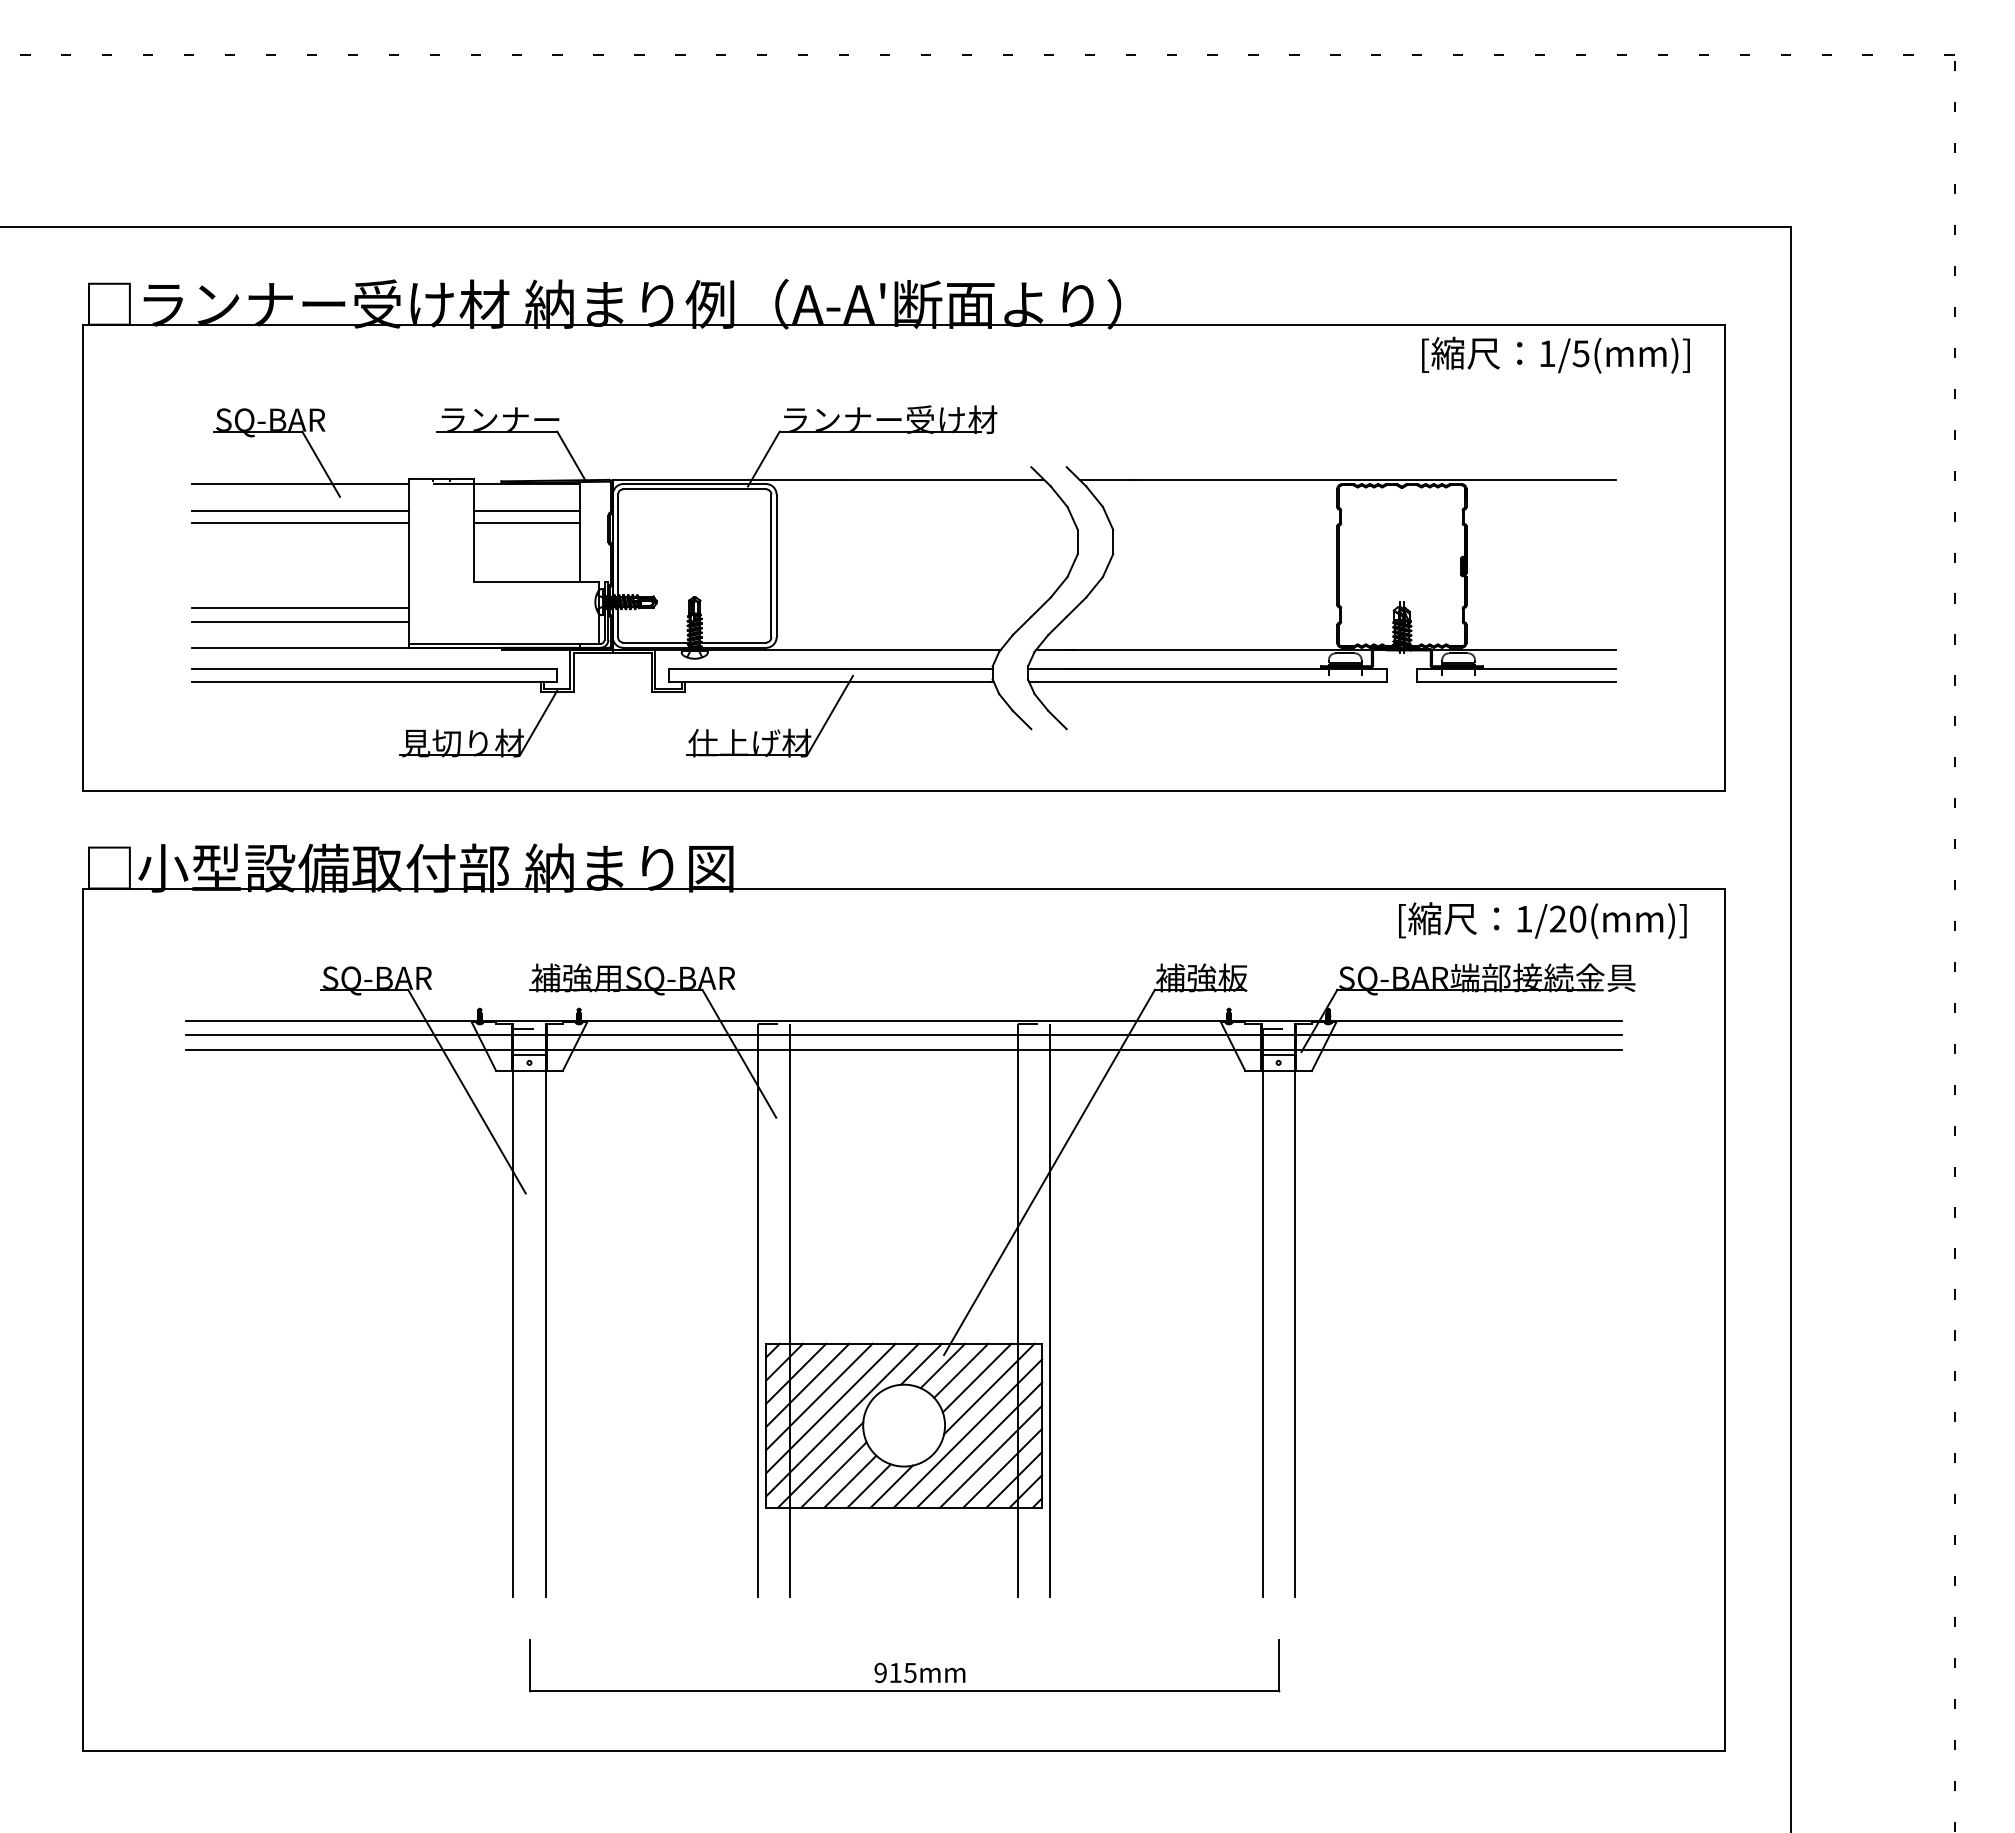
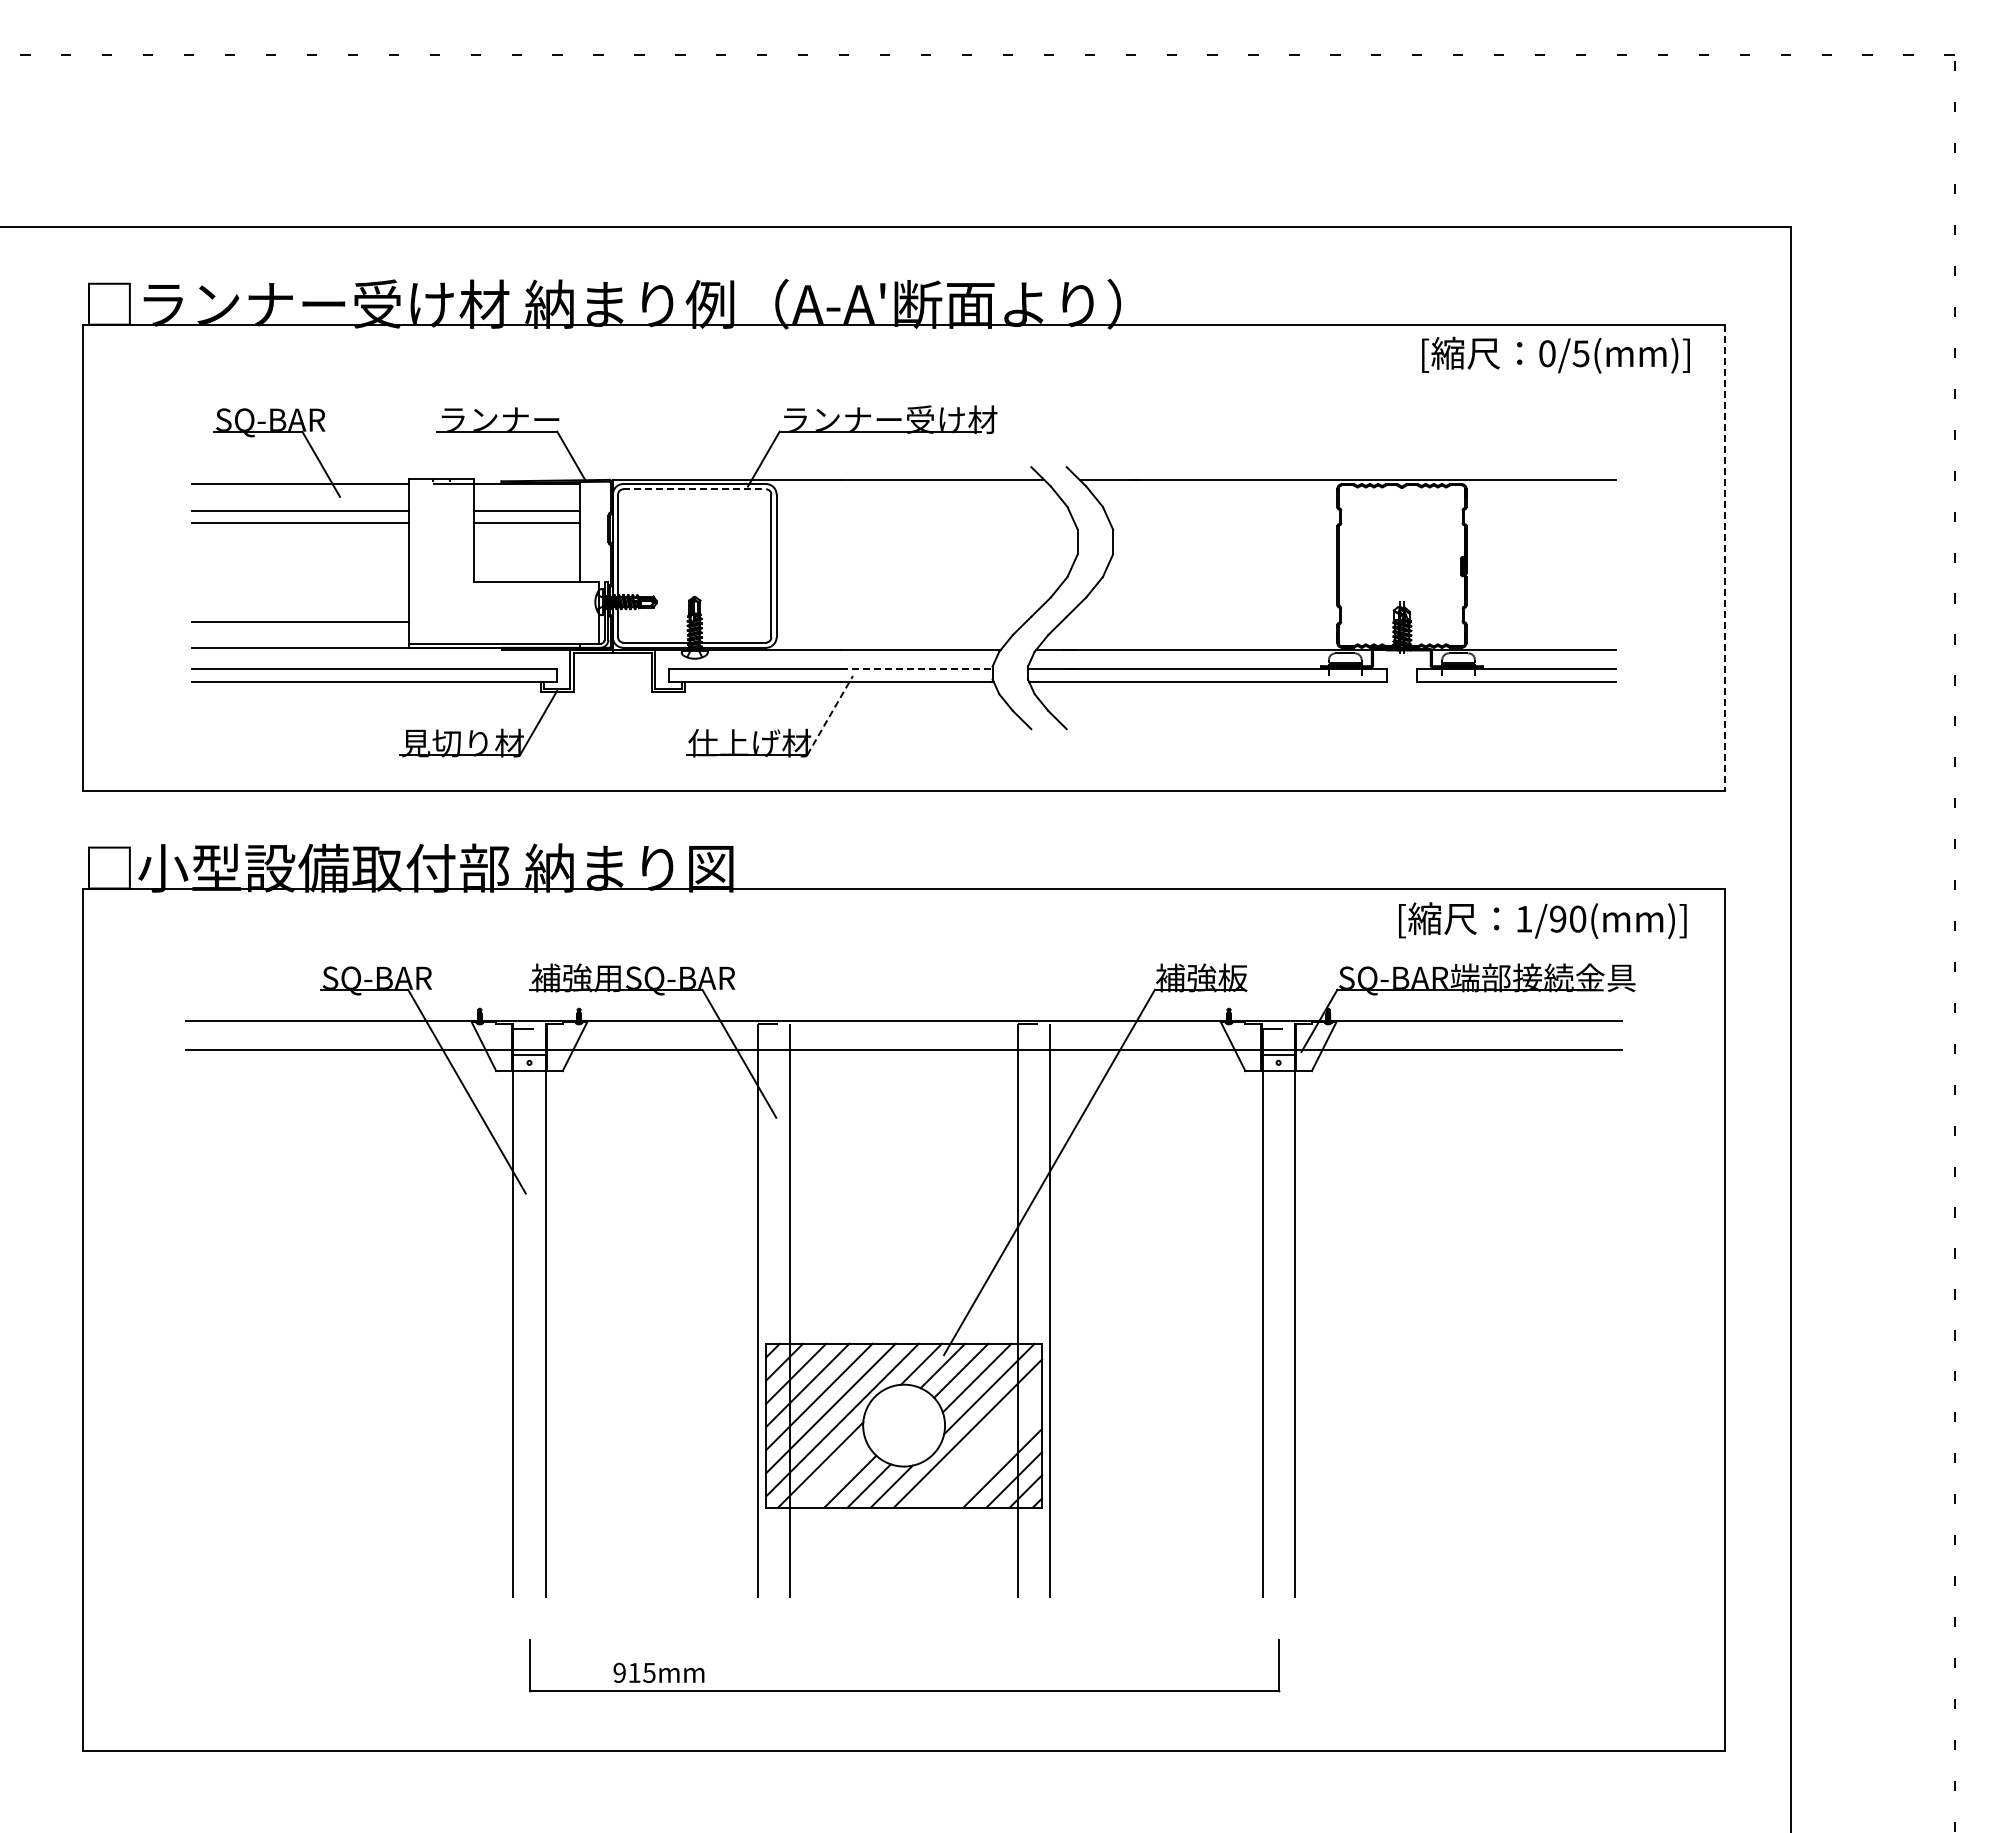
text: 1/5(mm)] -> 0/5(mm)] (1547, 353)
line: solid -> dashed (695, 489)
line: solid -> dashed (1725, 557)
line: present -> none (299, 608)
line: solid -> dashed (917, 669)
line: solid -> dashed (830, 715)
text: 1/20(mm)] -> 1/90(mm)] (1558, 919)
line: present -> none (903, 1035)
line: present -> none (979, 1444)
line: present -> none (991, 1456)
line: present -> none (833, 1474)
text position: (919, 1672) -> (658, 1672) (658, 1672)
